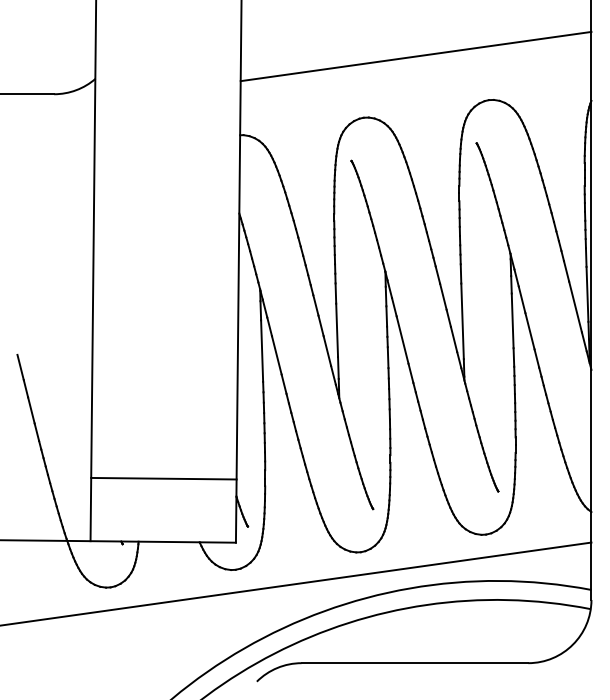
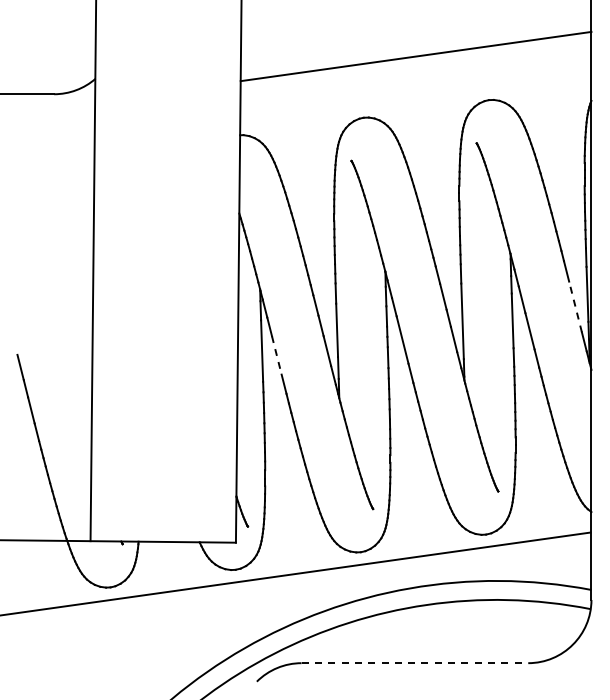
line: solid -> dashed (575, 306)
line: solid -> dashed (276, 355)
line: present -> none (163, 478)
line position: (296, 583) -> (296, 573) (296, 573)
line: solid -> dashed (415, 663)
